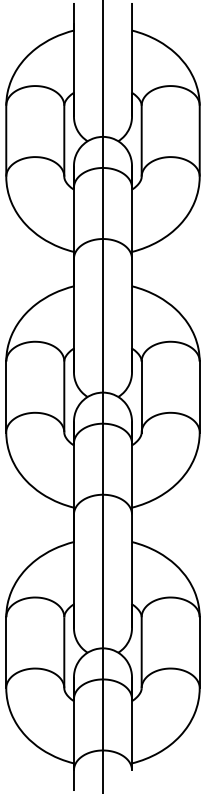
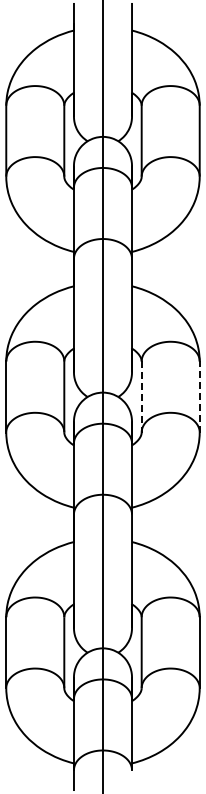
line: solid -> dashed (141, 396)
line: solid -> dashed (199, 396)
